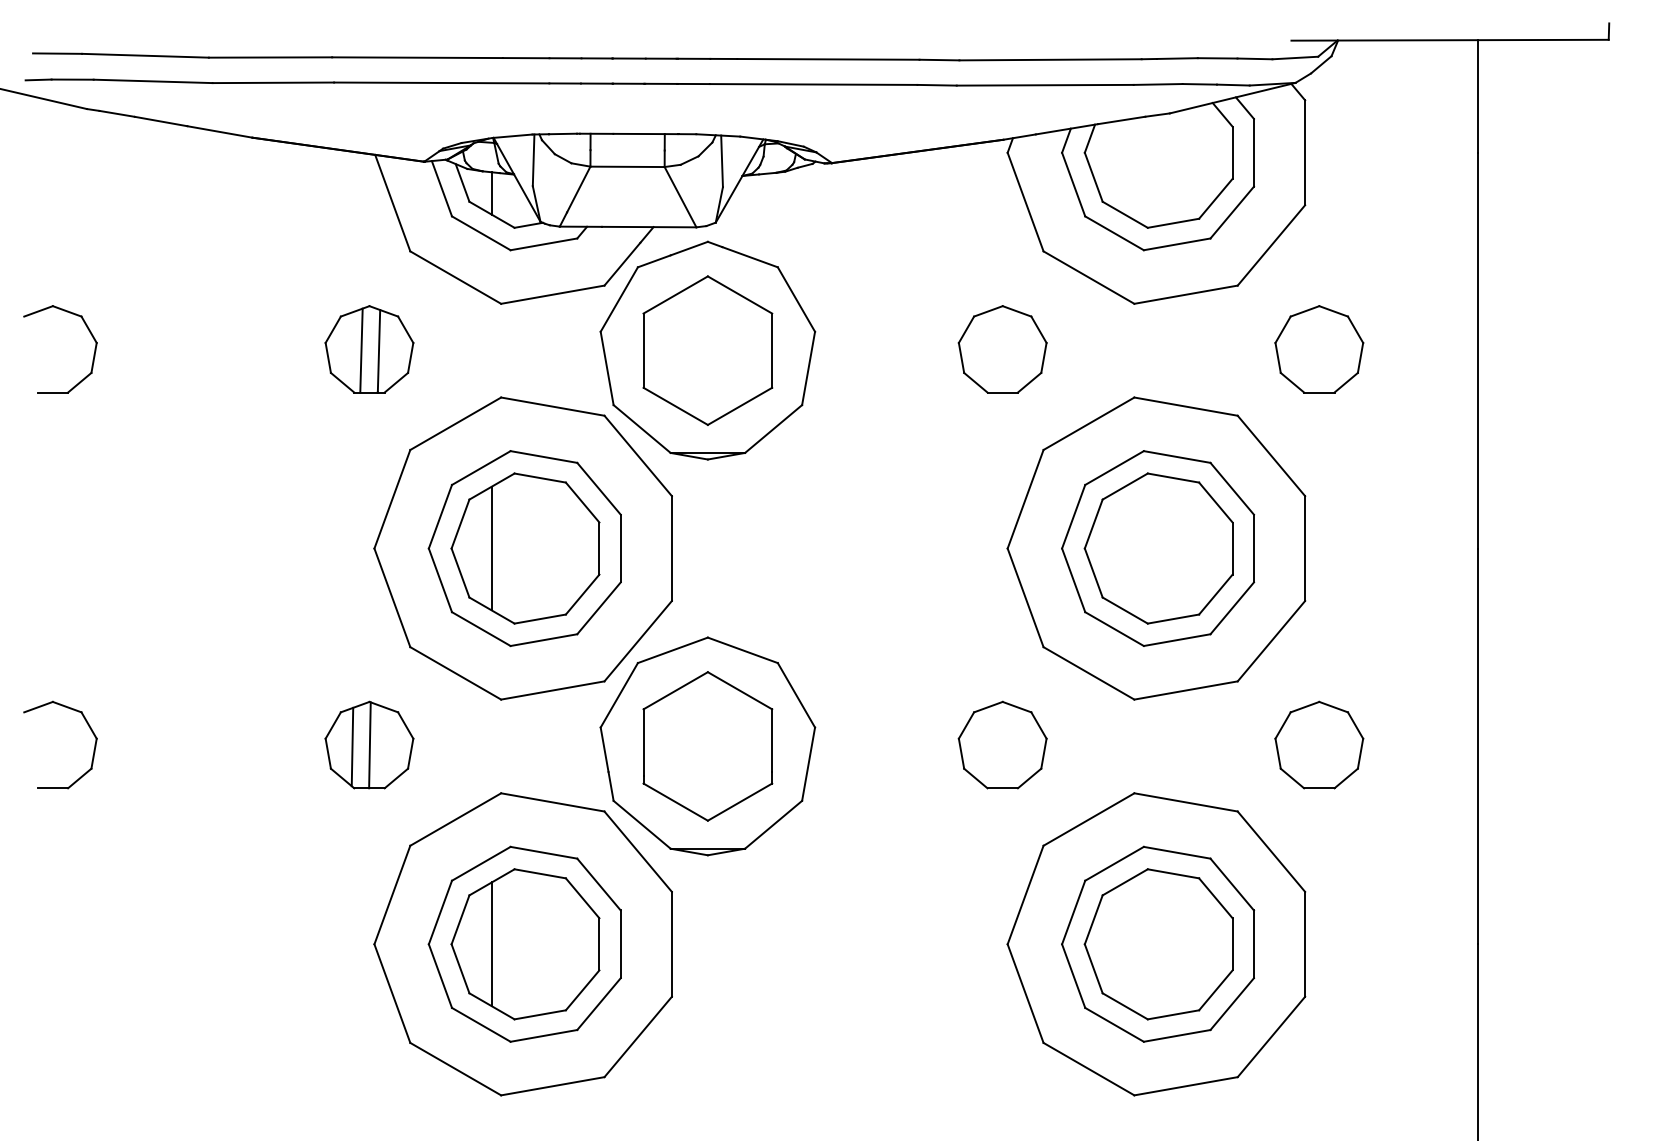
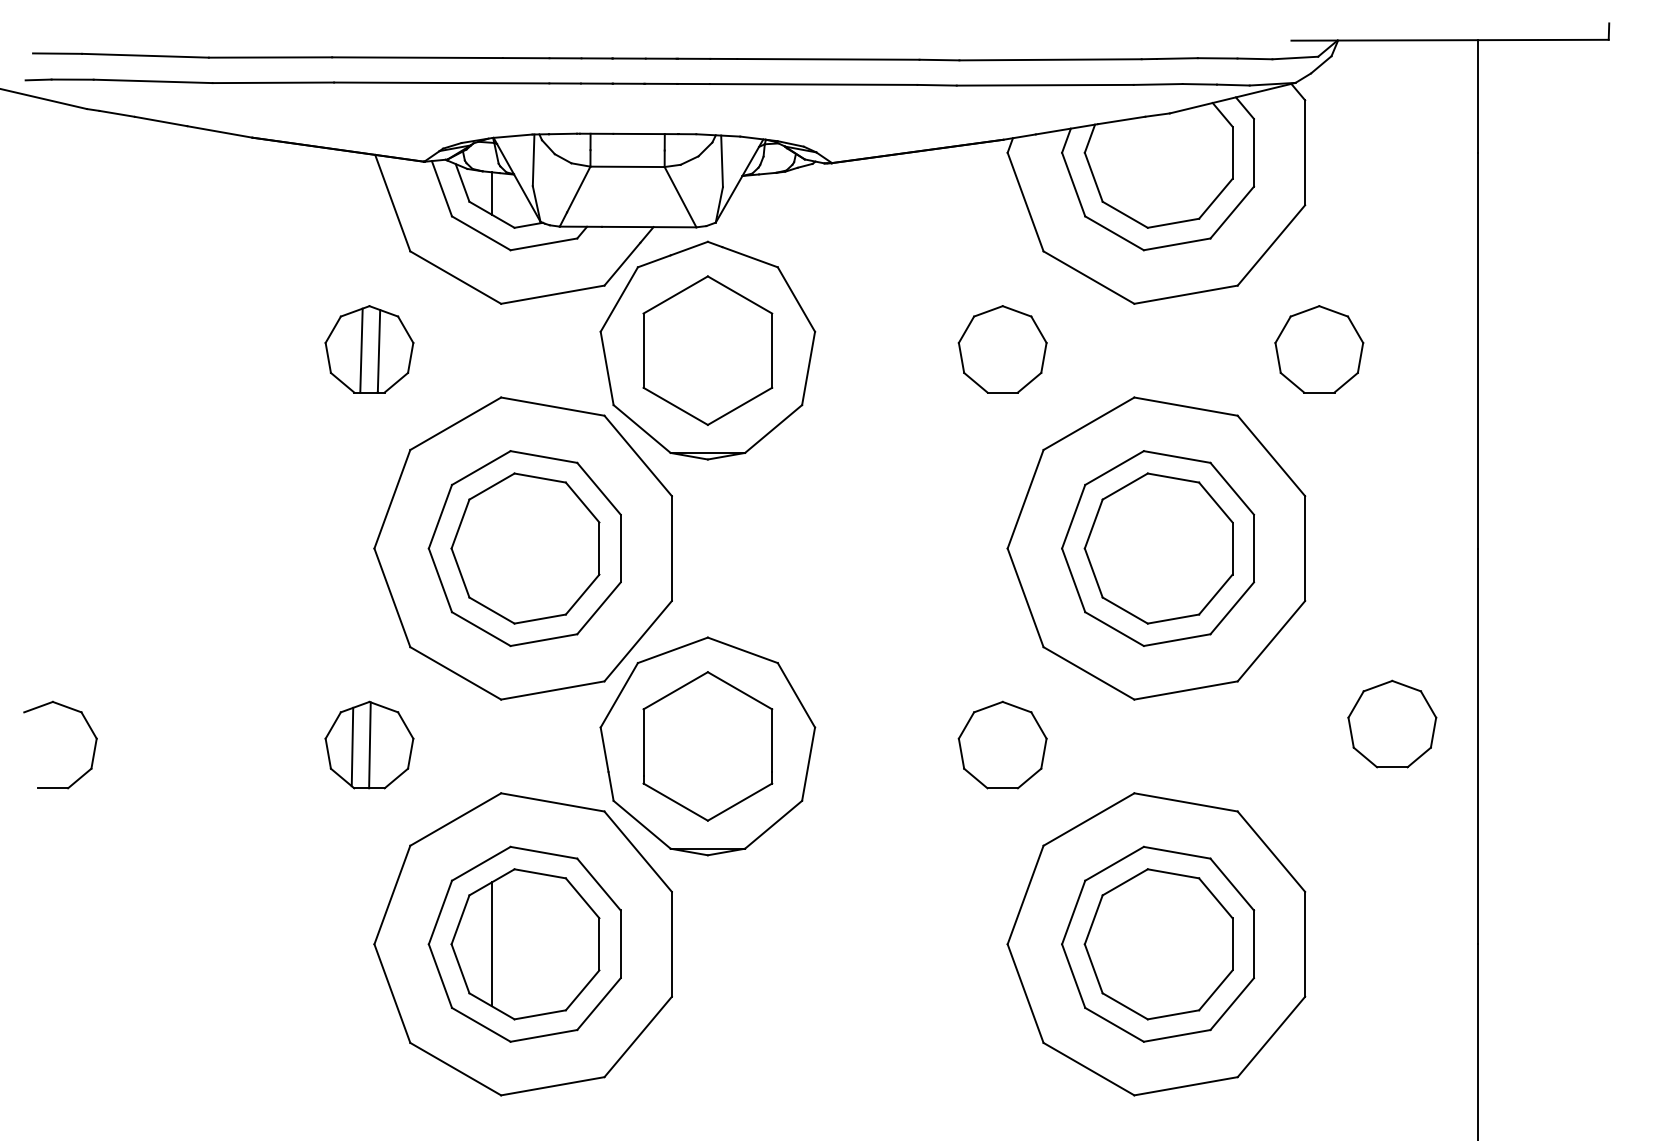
part: present -> none (93, 354)
line: present -> none (491, 548)
part position: (1319, 744) -> (1392, 723) (1392, 723)
